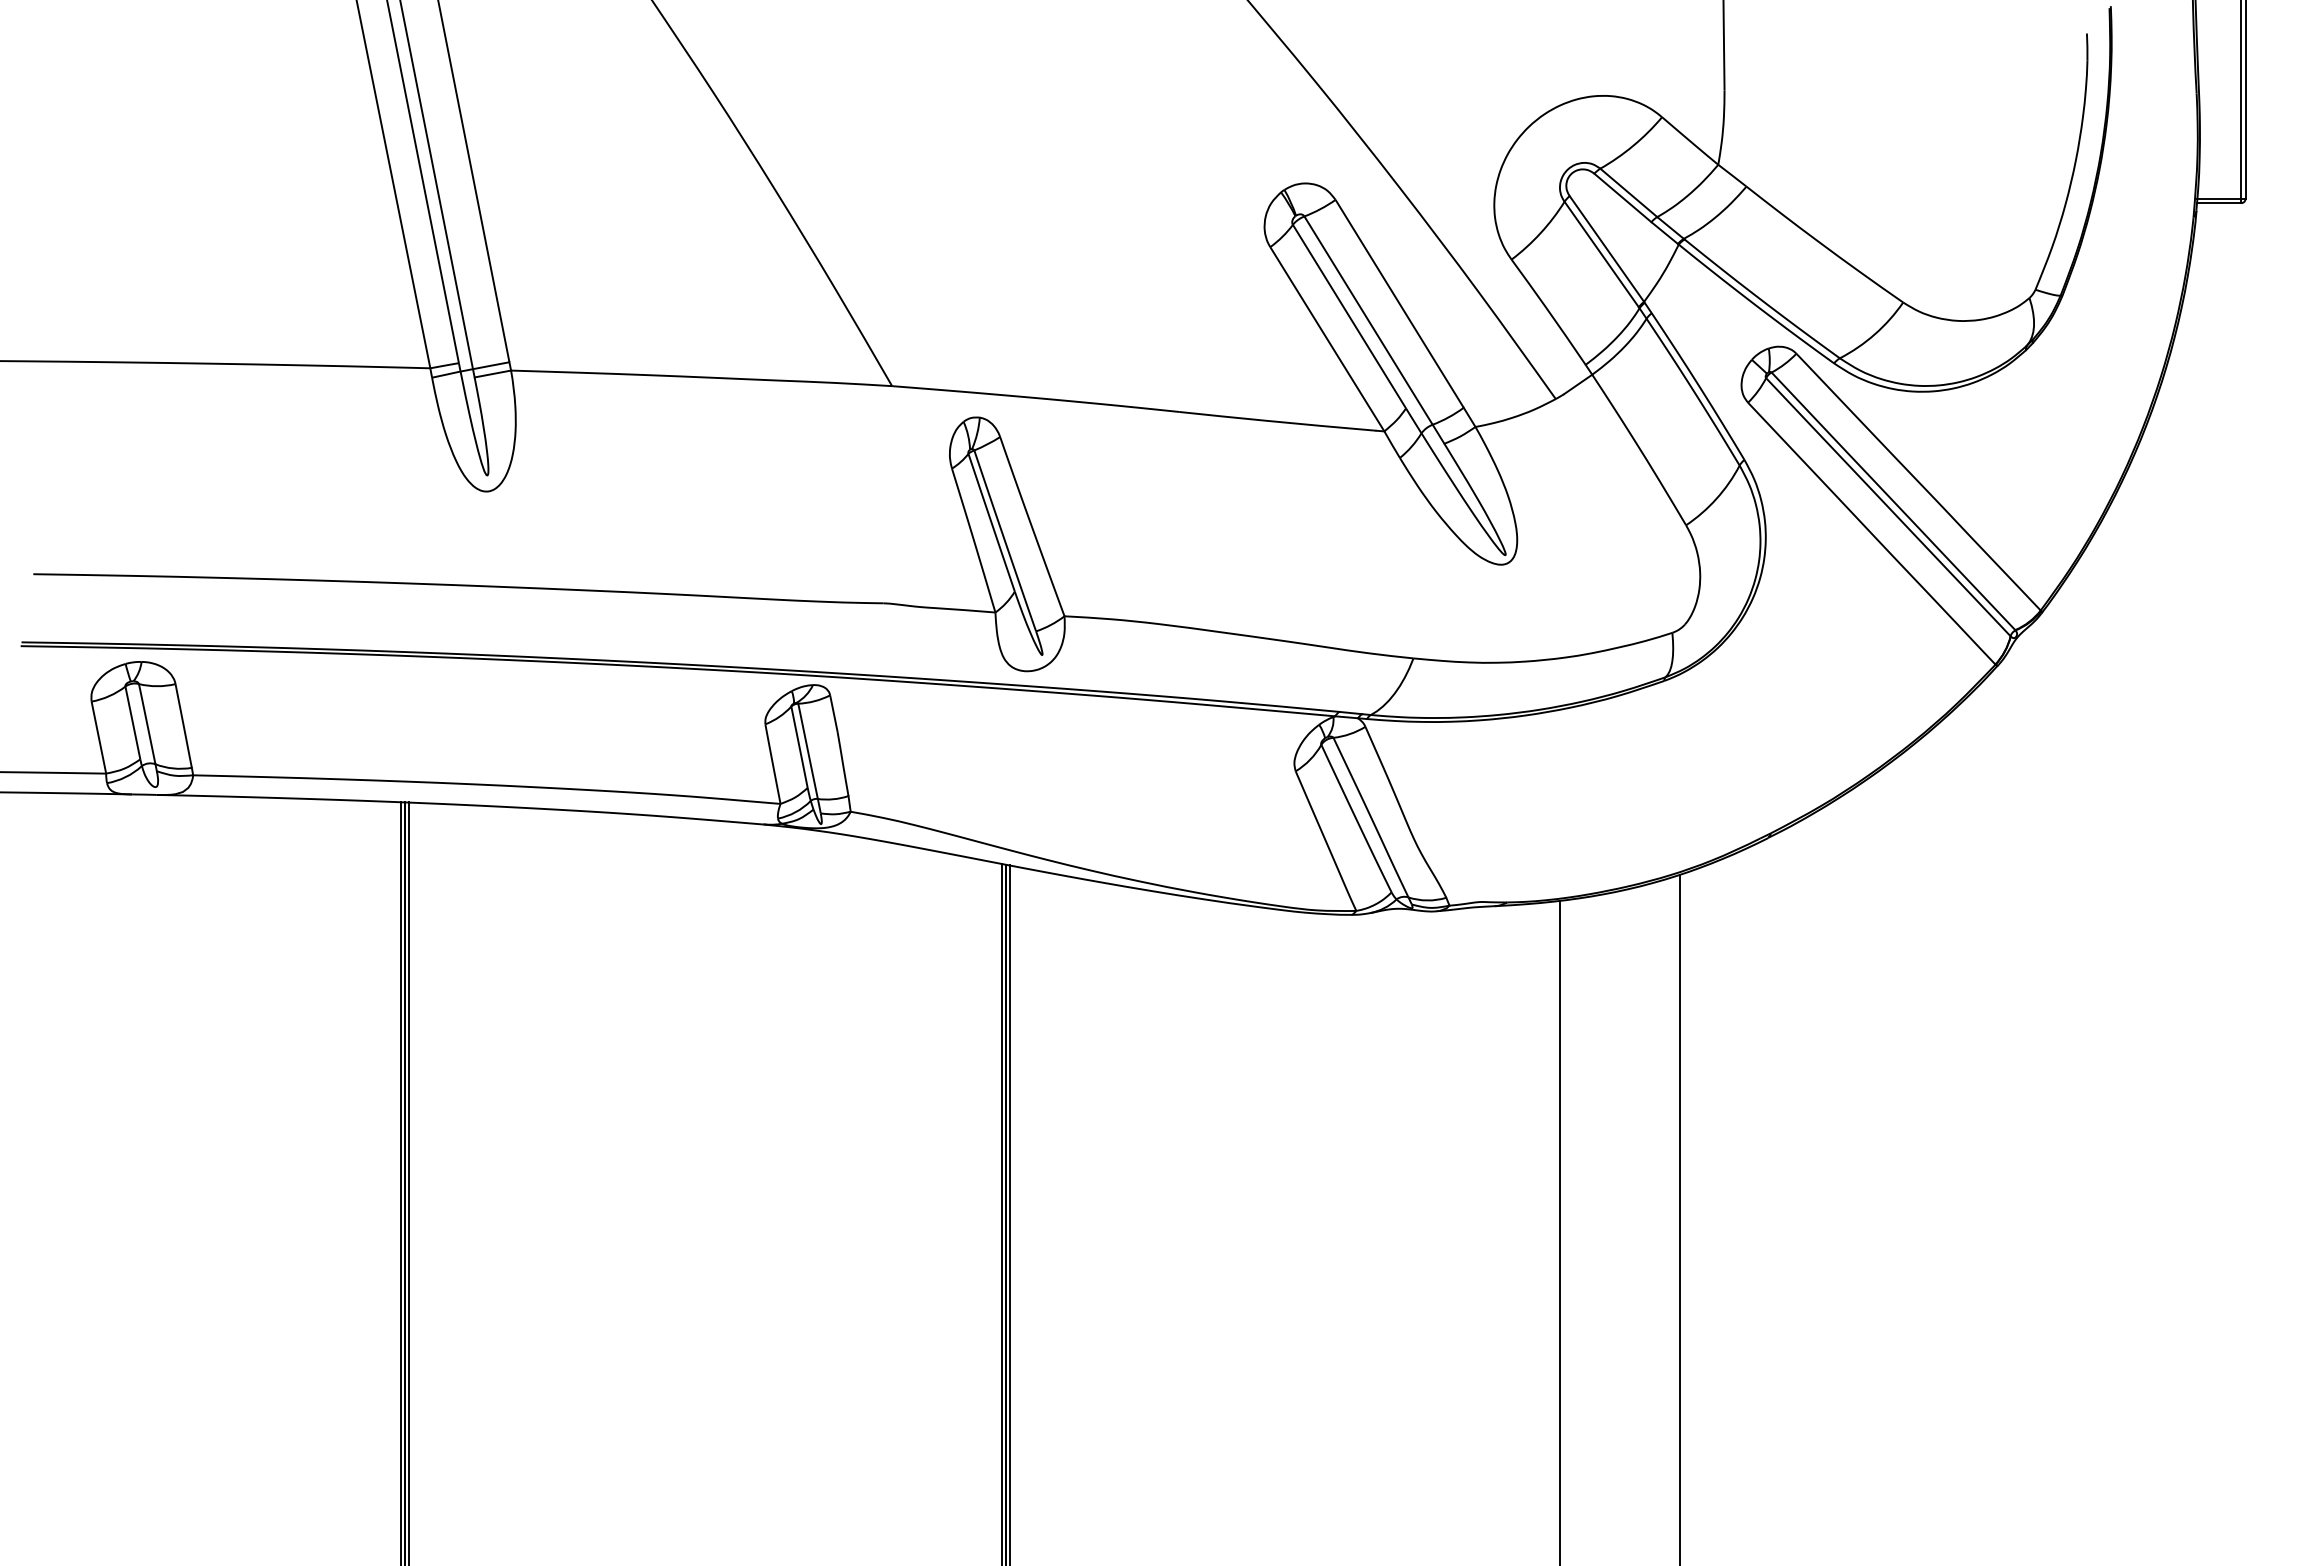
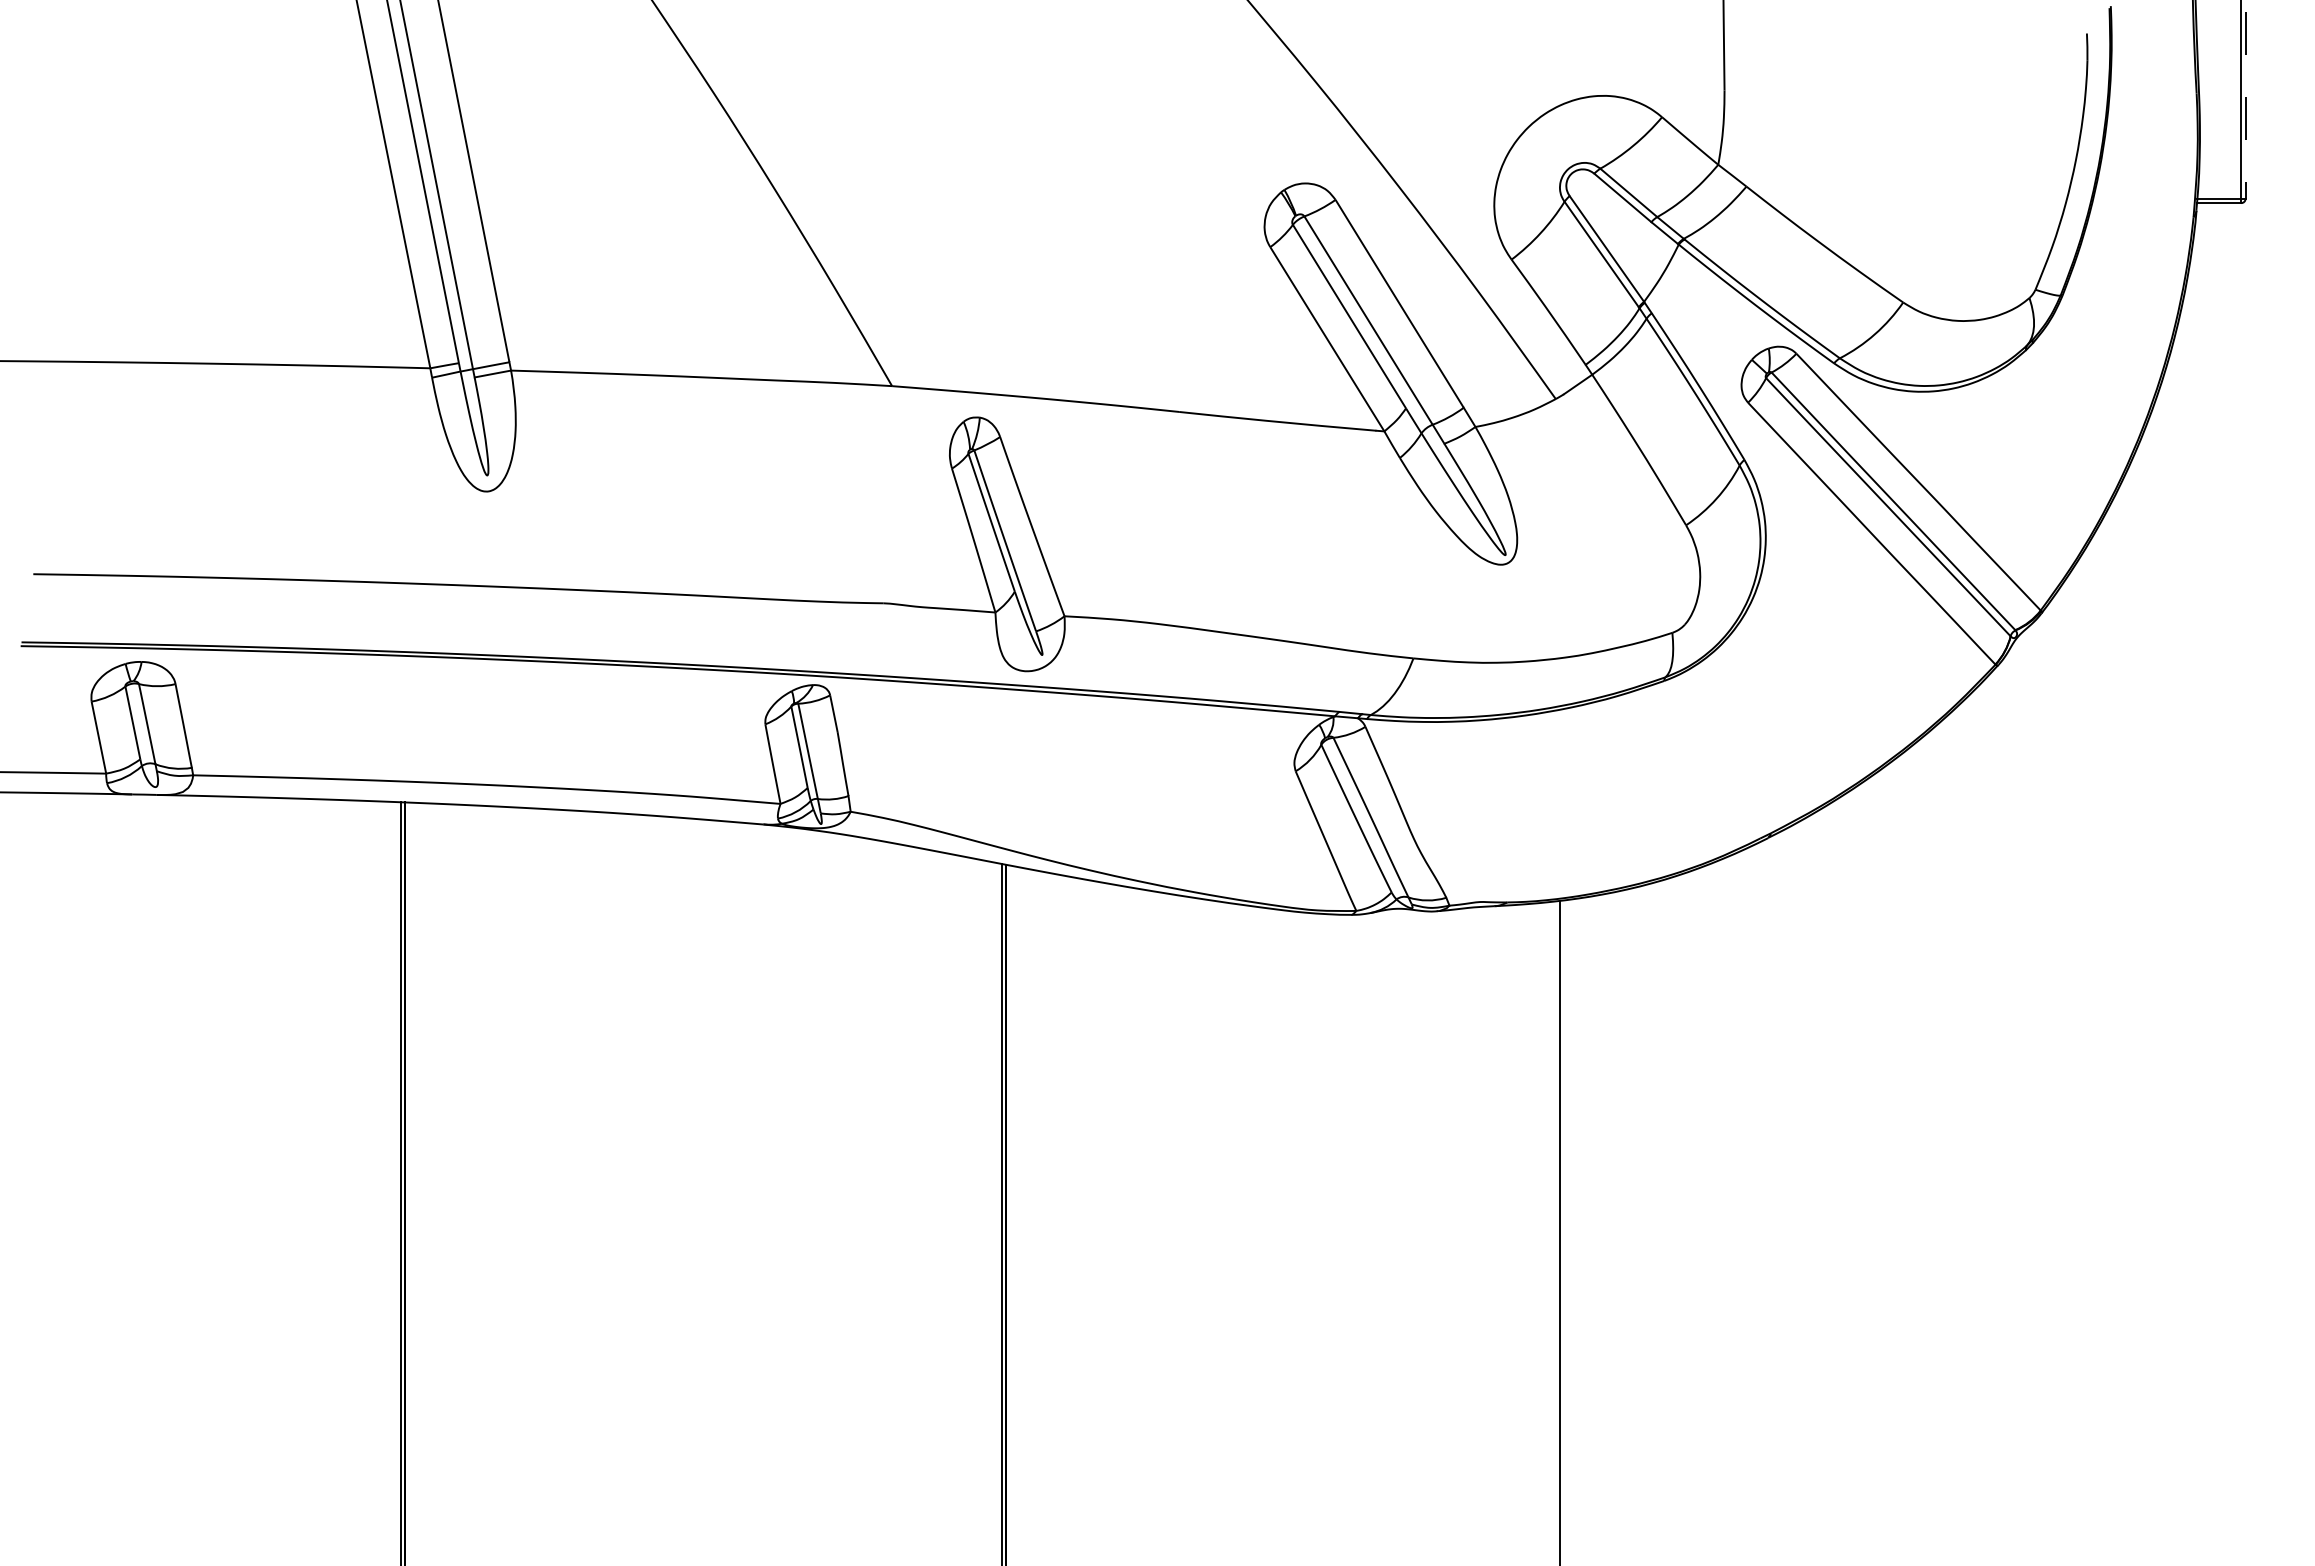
line: solid -> dashed (2245, 99)
line: present -> none (409, 1182)
line: present -> none (1010, 1213)
line: present -> none (1680, 1218)
